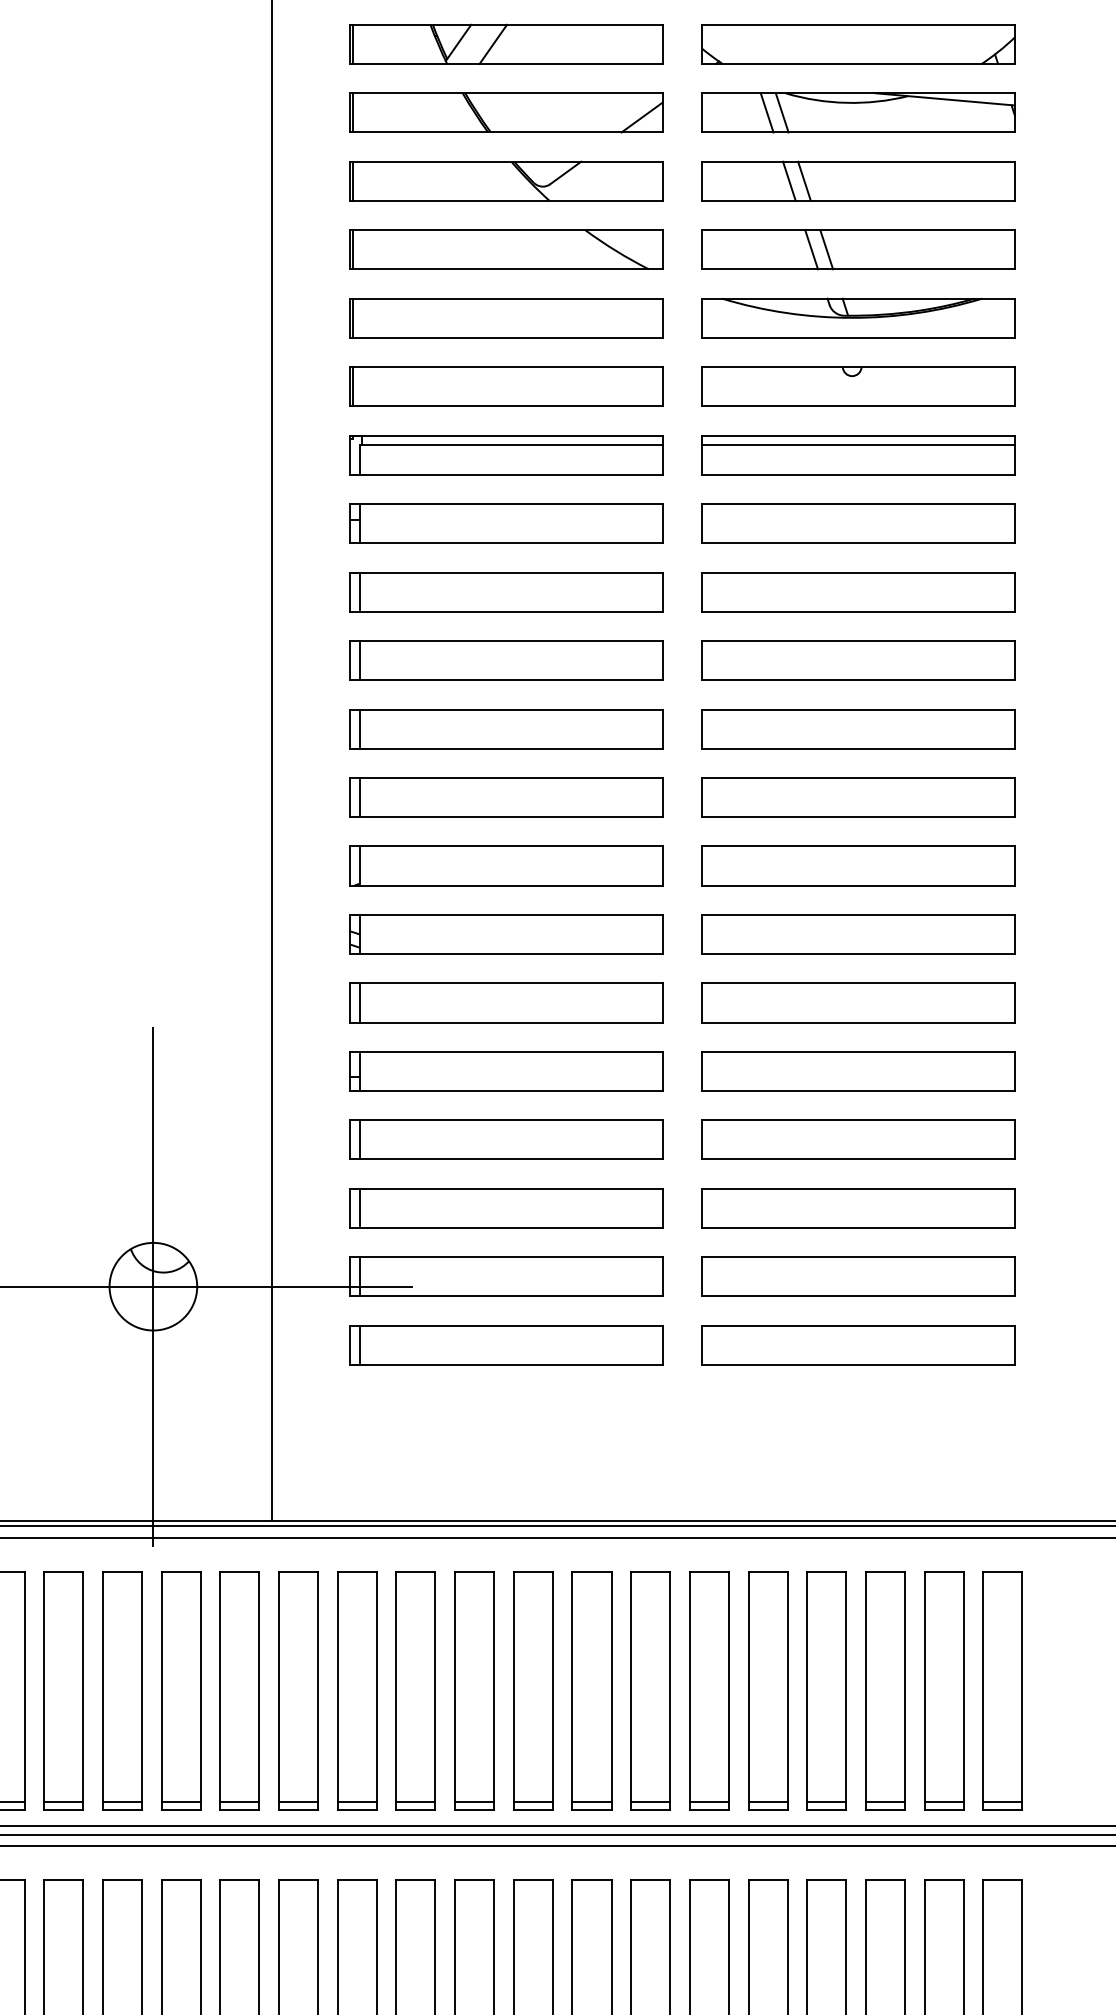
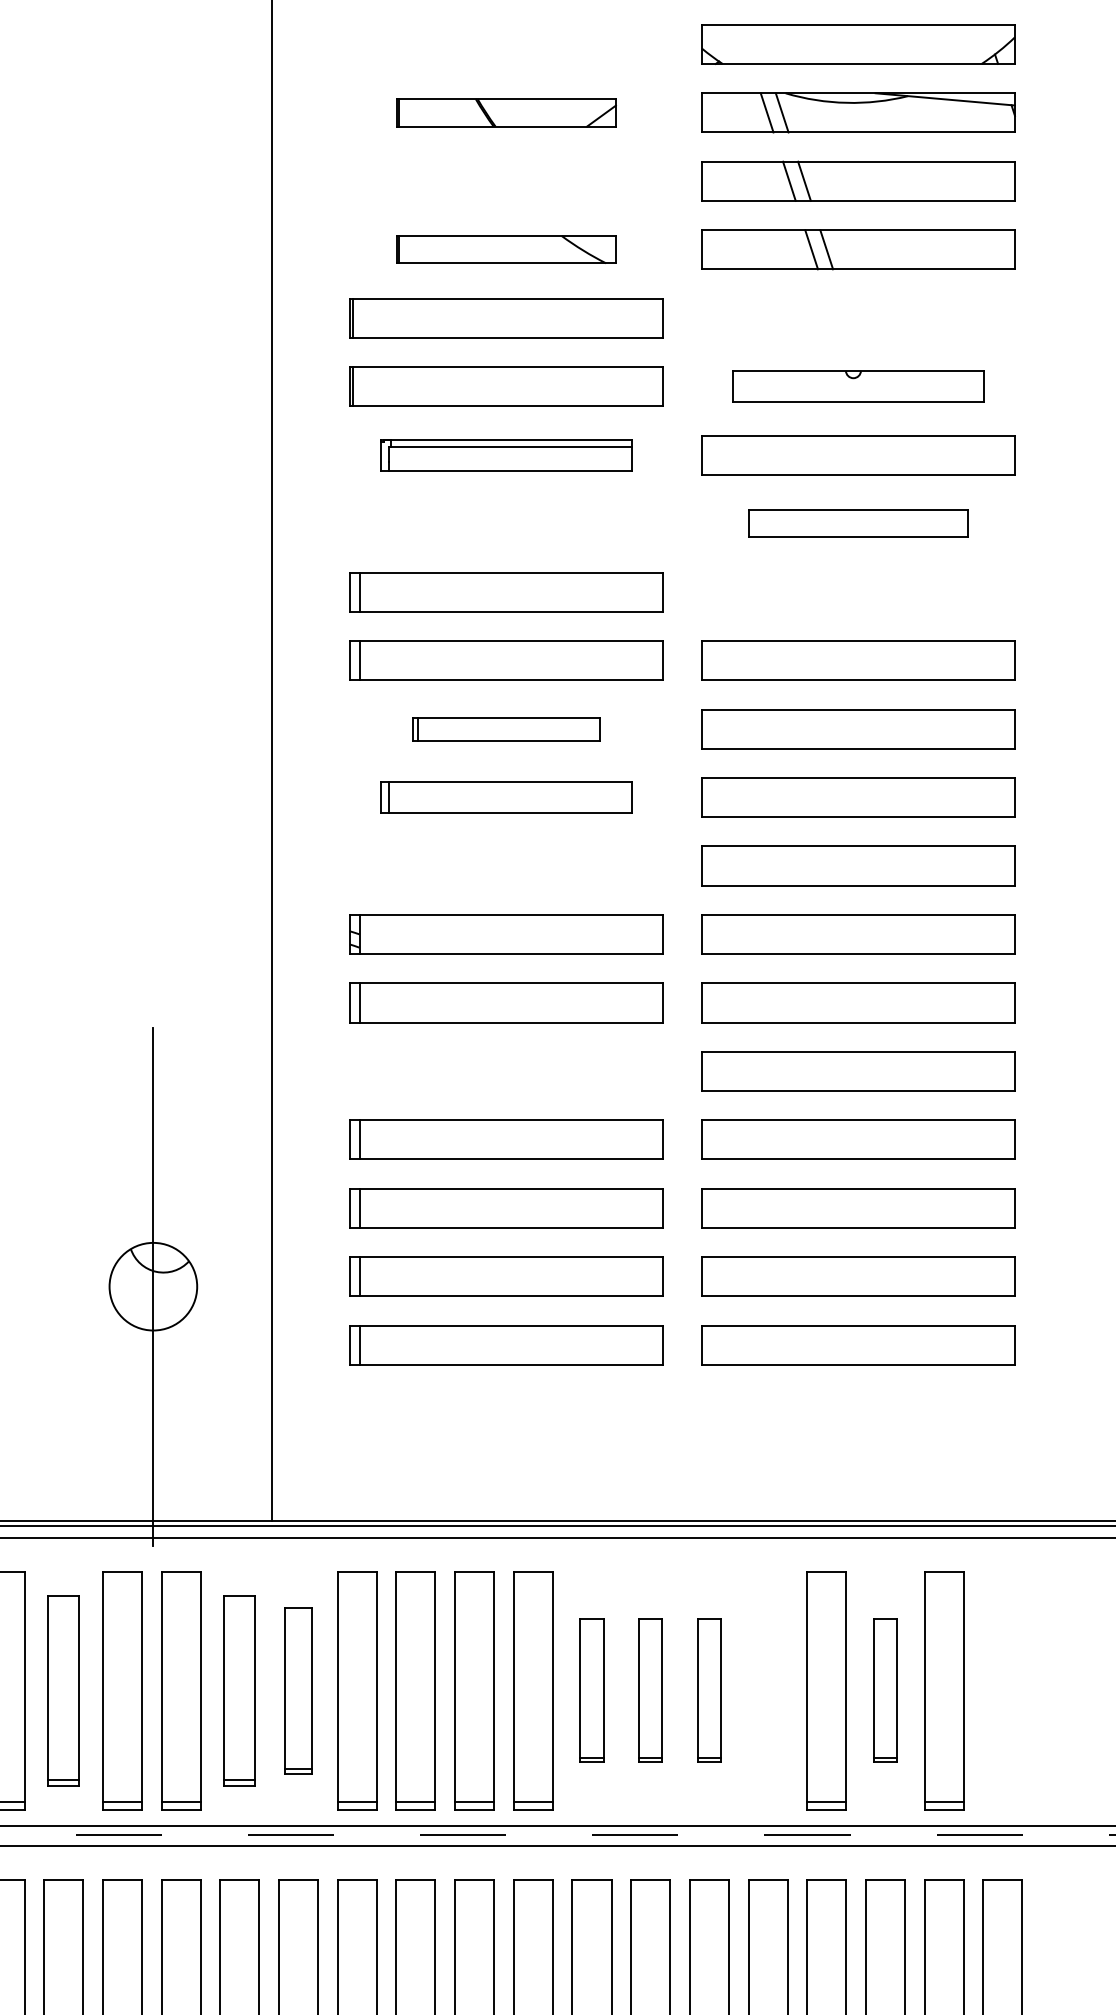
part: present -> none (506, 43)
part size: 315x42 px -> 221x30 px (506, 112)
part: present -> none (506, 180)
part size: 315x41 px -> 221x29 px (506, 249)
part: present -> none (858, 317)
part size: 315x41 px -> 253x33 px (858, 386)
line: present -> none (857, 445)
part size: 315x41 px -> 253x33 px (506, 455)
part: present -> none (506, 523)
part size: 315x41 px -> 221x29 px (858, 523)
part: present -> none (858, 592)
part size: 315x41 px -> 189x25 px (506, 729)
part size: 315x41 px -> 253x33 px (506, 797)
part: present -> none (506, 865)
part: present -> none (506, 1071)
line: present -> none (207, 1286)
part size: 41x240 px -> 33x192 px (63, 1690)
part size: 41x240 px -> 33x192 px (239, 1690)
part size: 41x240 px -> 29x168 px (298, 1690)
part size: 42x240 px -> 26x145 px (591, 1690)
part size: 41x240 px -> 25x145 px (650, 1690)
part size: 41x240 px -> 25x145 px (709, 1690)
part: present -> none (768, 1690)
part size: 41x240 px -> 25x145 px (885, 1690)
part: present -> none (1002, 1690)
line: solid -> dashed (558, 1834)
